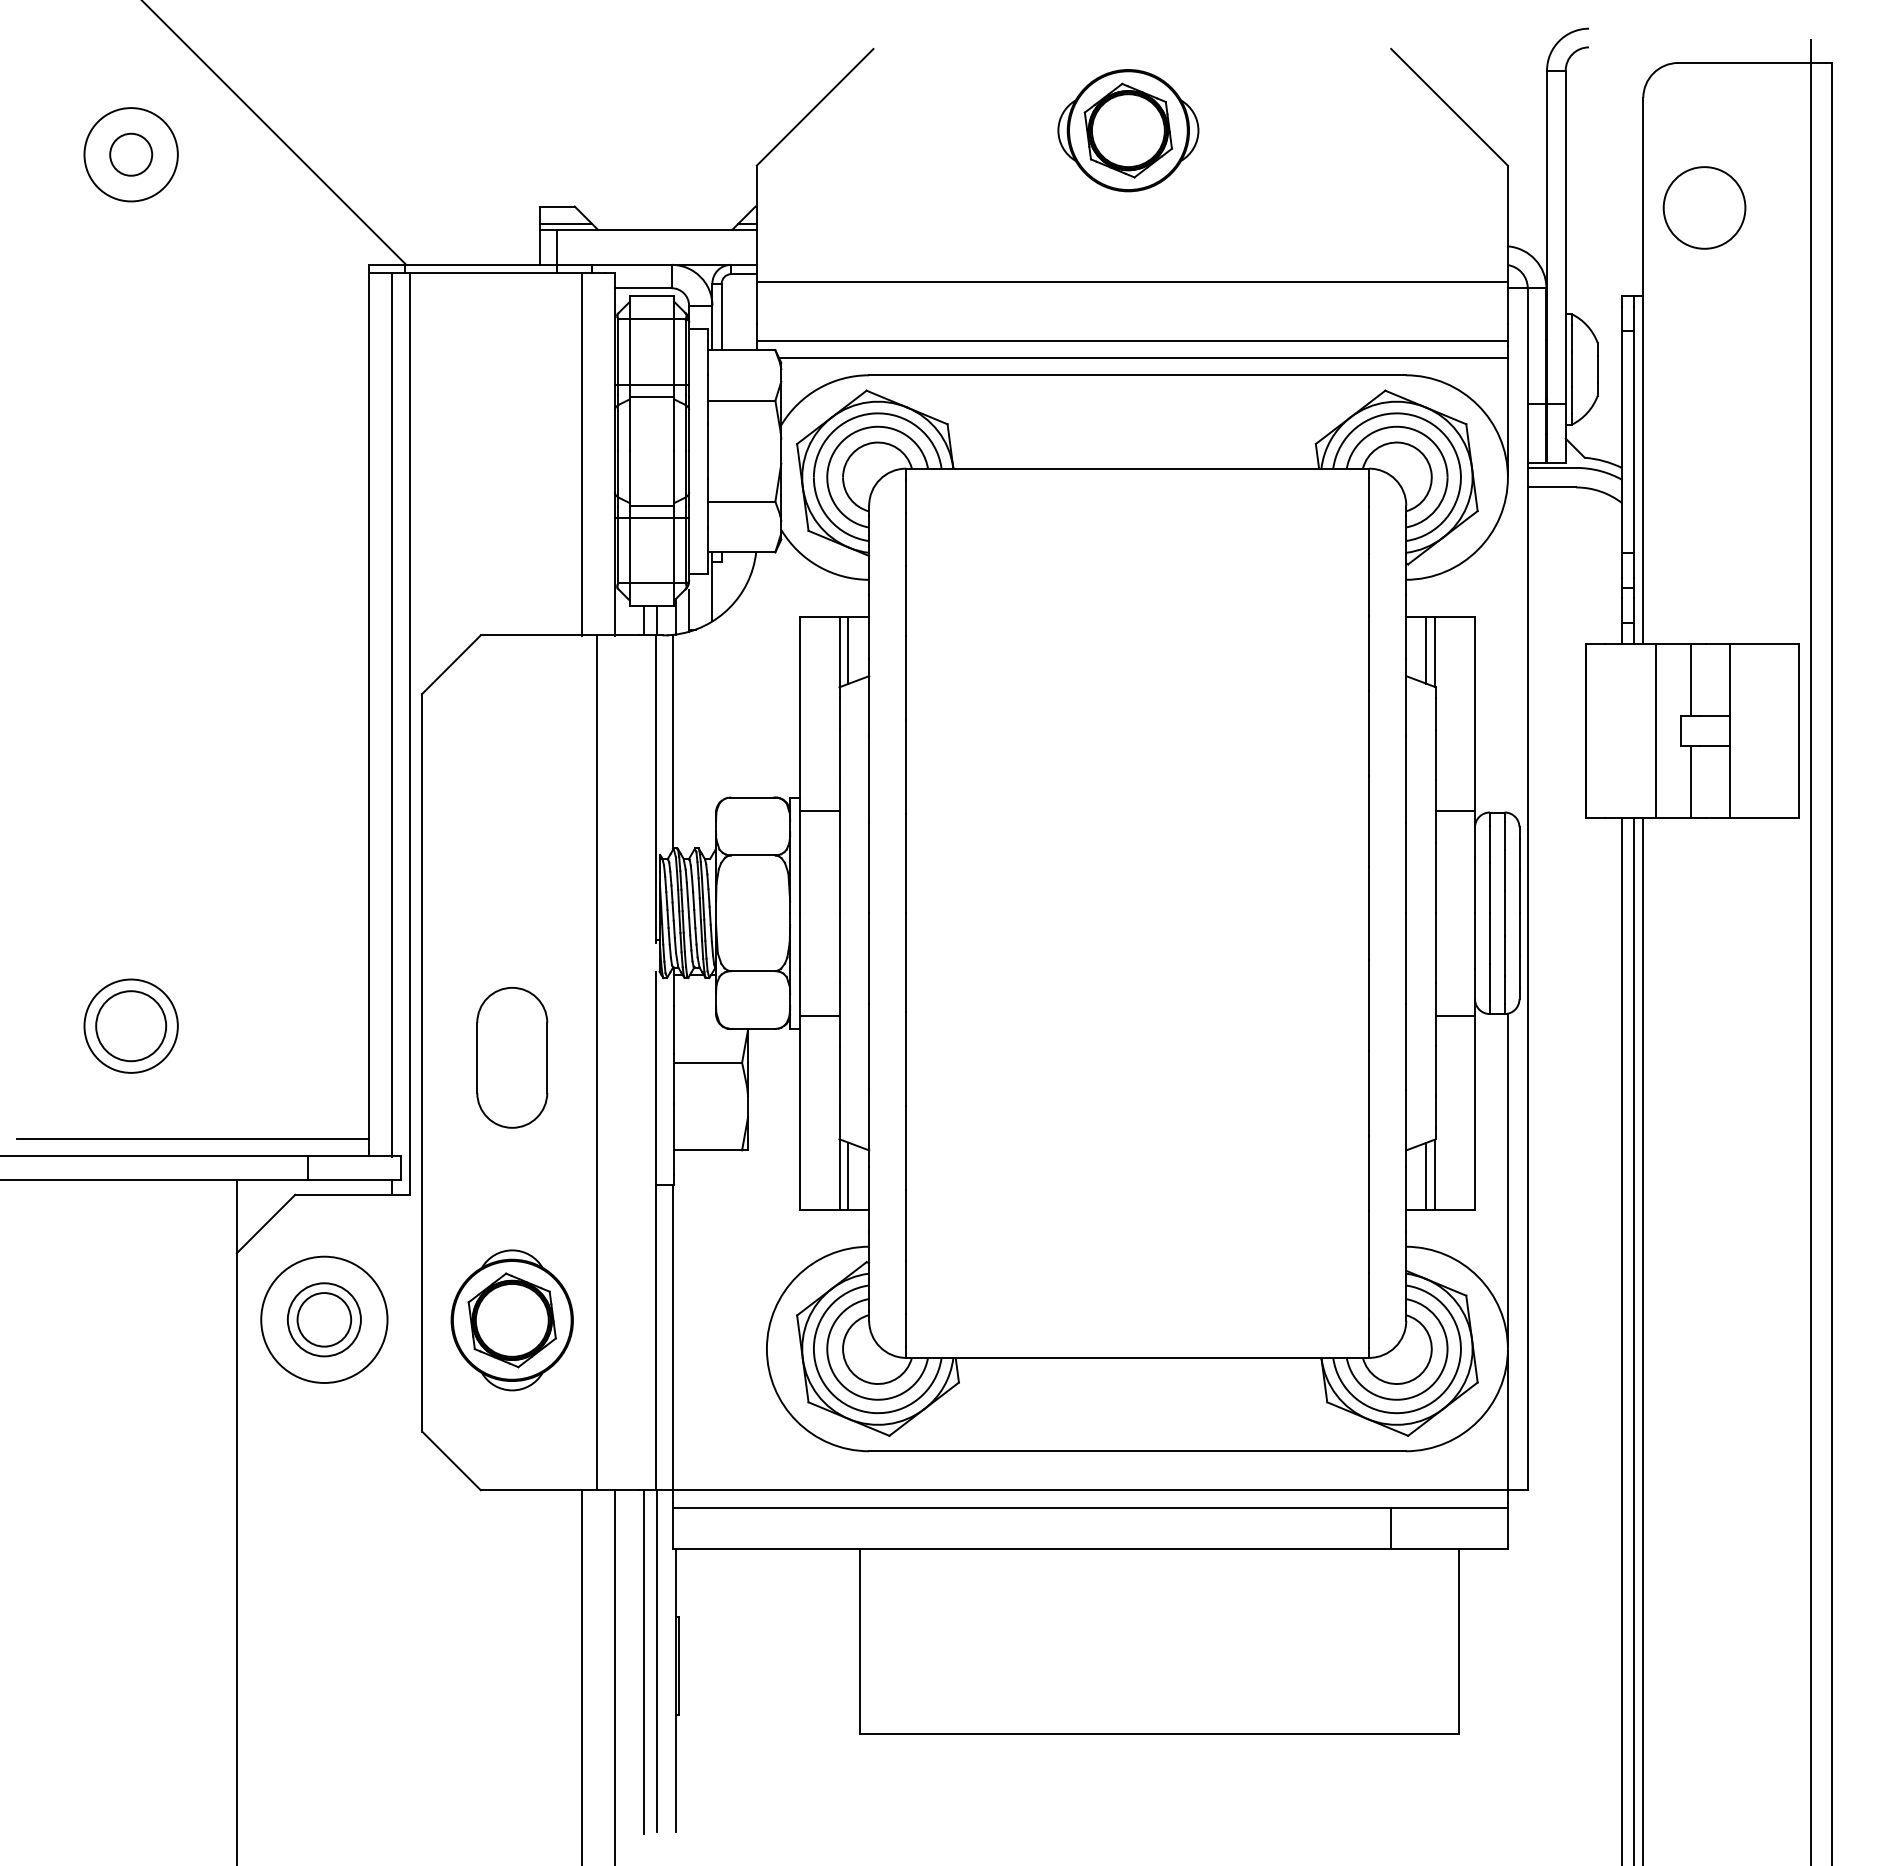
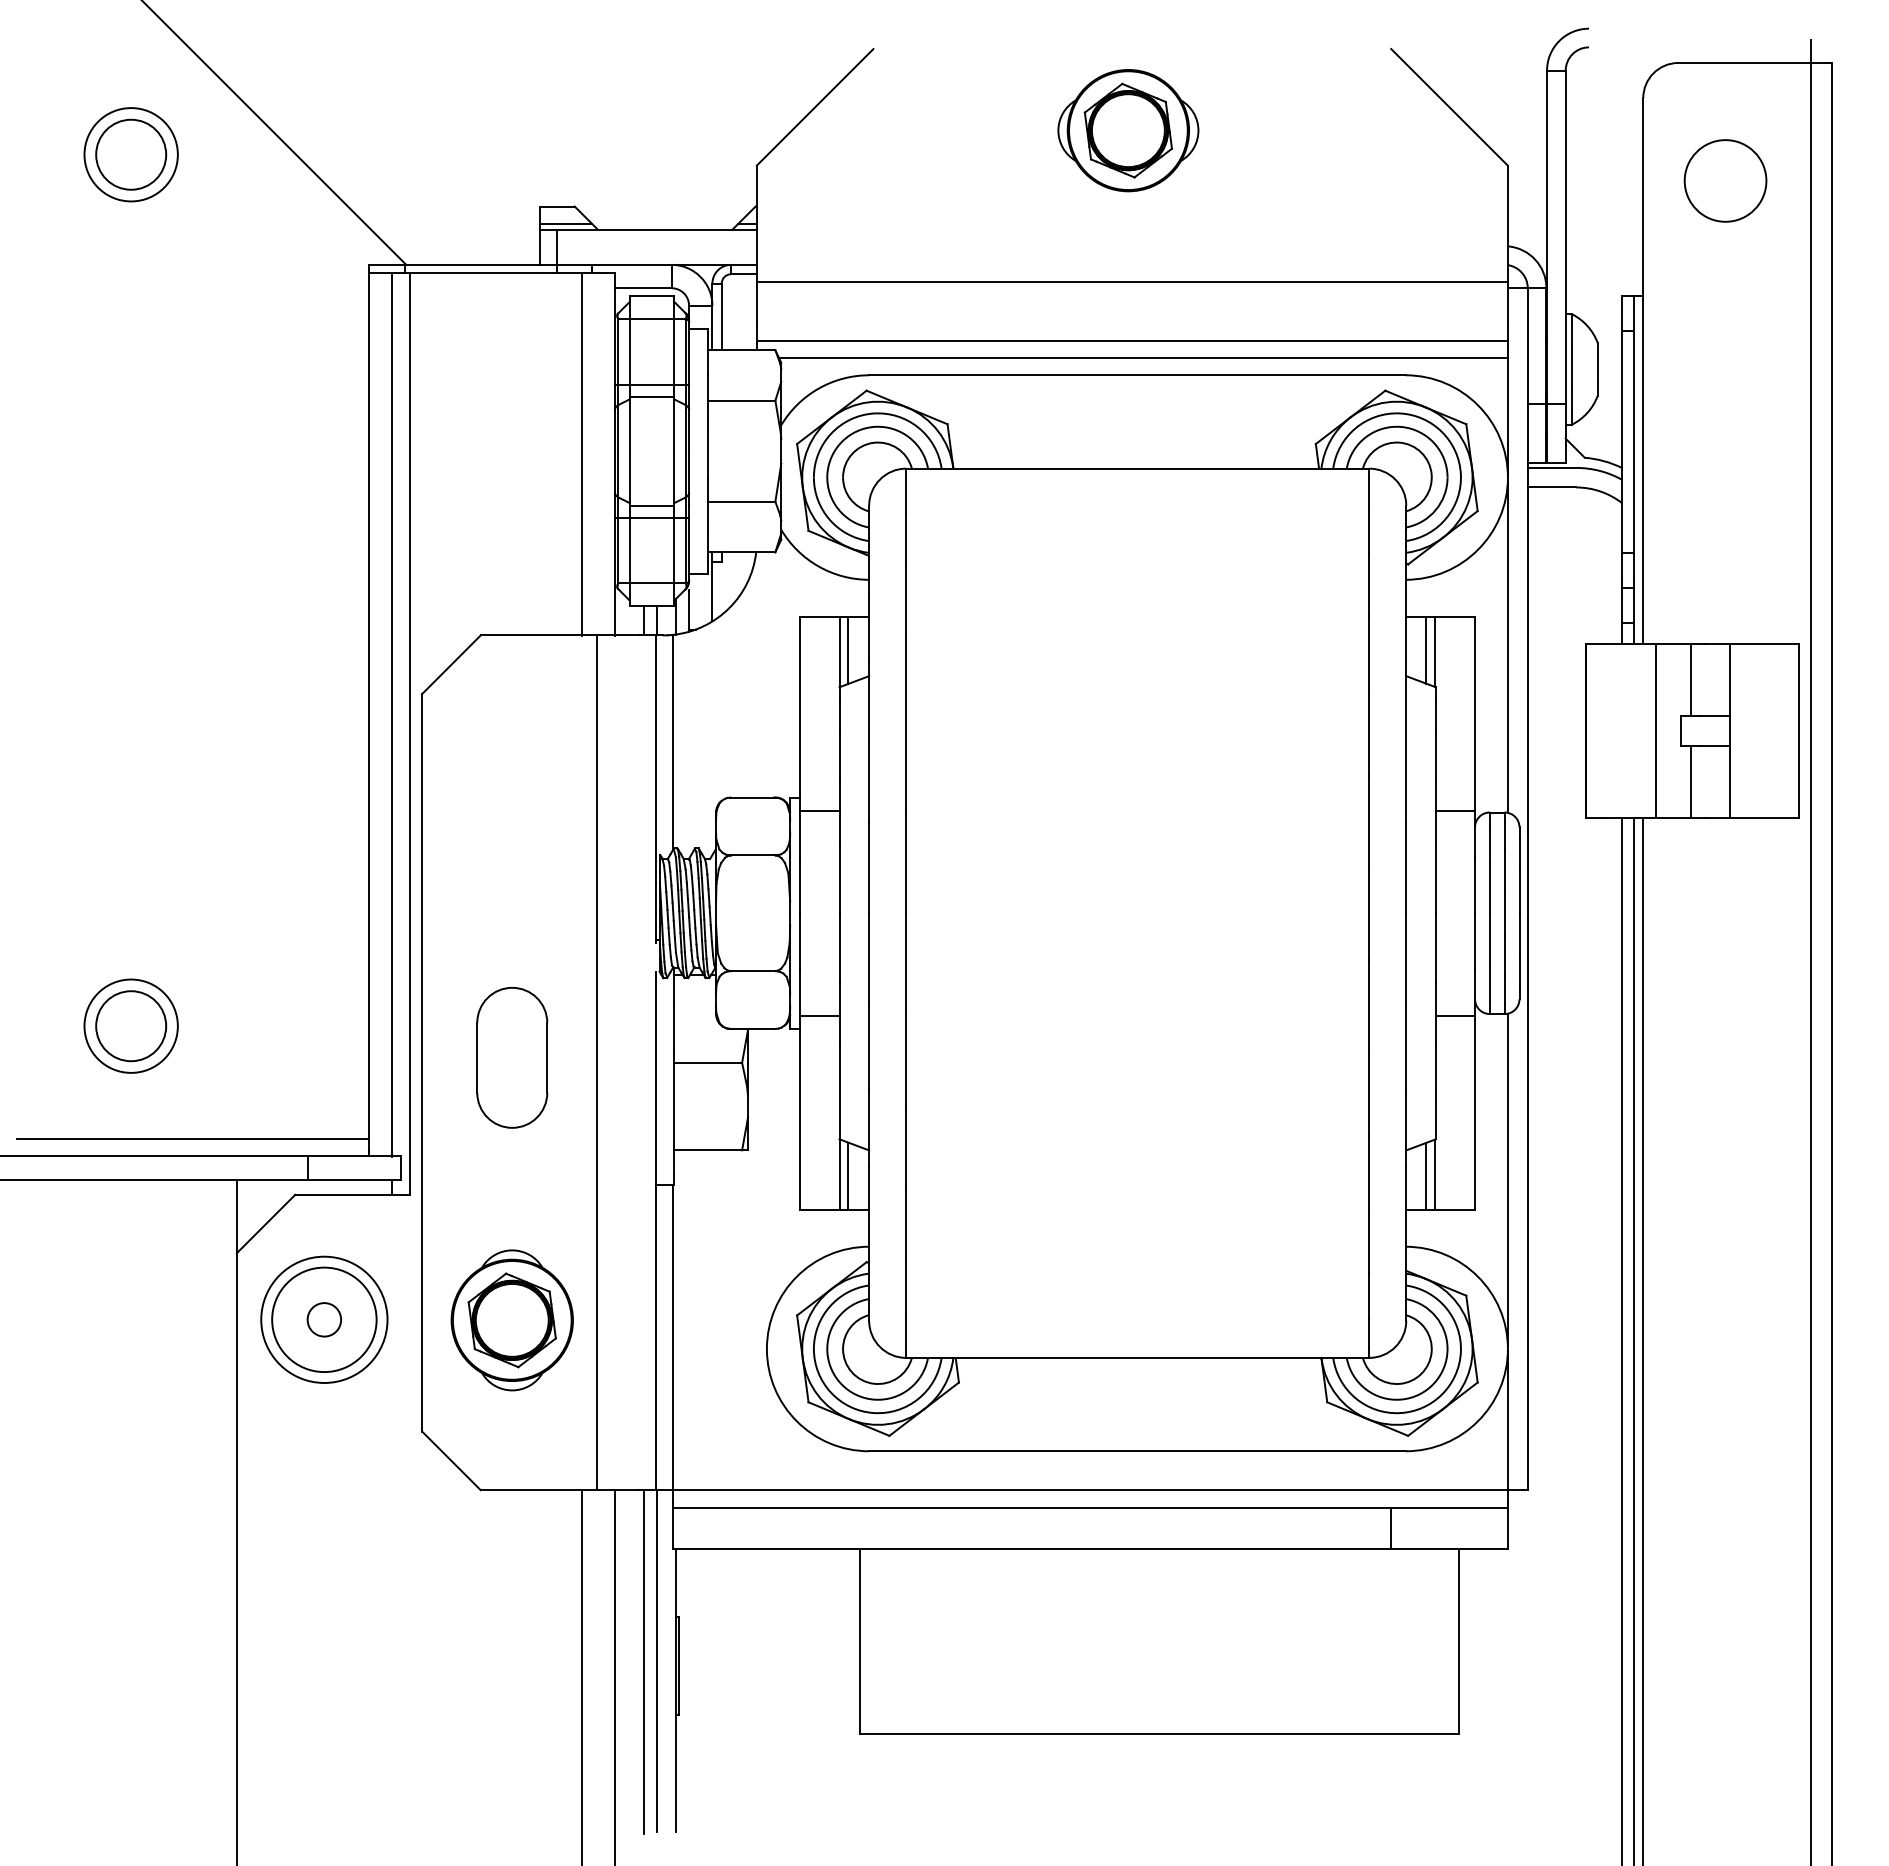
circle diameter: 42 px -> 70 px (131, 154)
circle position: (1704, 207) -> (1725, 180) (1725, 180)
line: none -> present (1507, 645)
circle diameter: 73 px -> 104 px (324, 1319)
circle diameter: 54 px -> 33 px (324, 1319)
